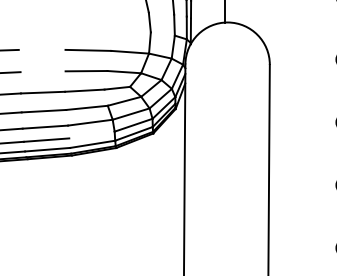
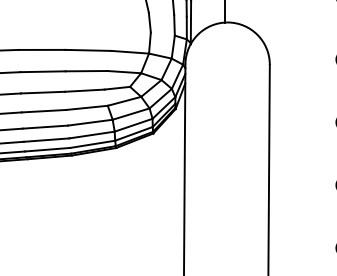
line: none -> present (41, 49)
line: none -> present (42, 71)
line: none -> present (91, 134)
